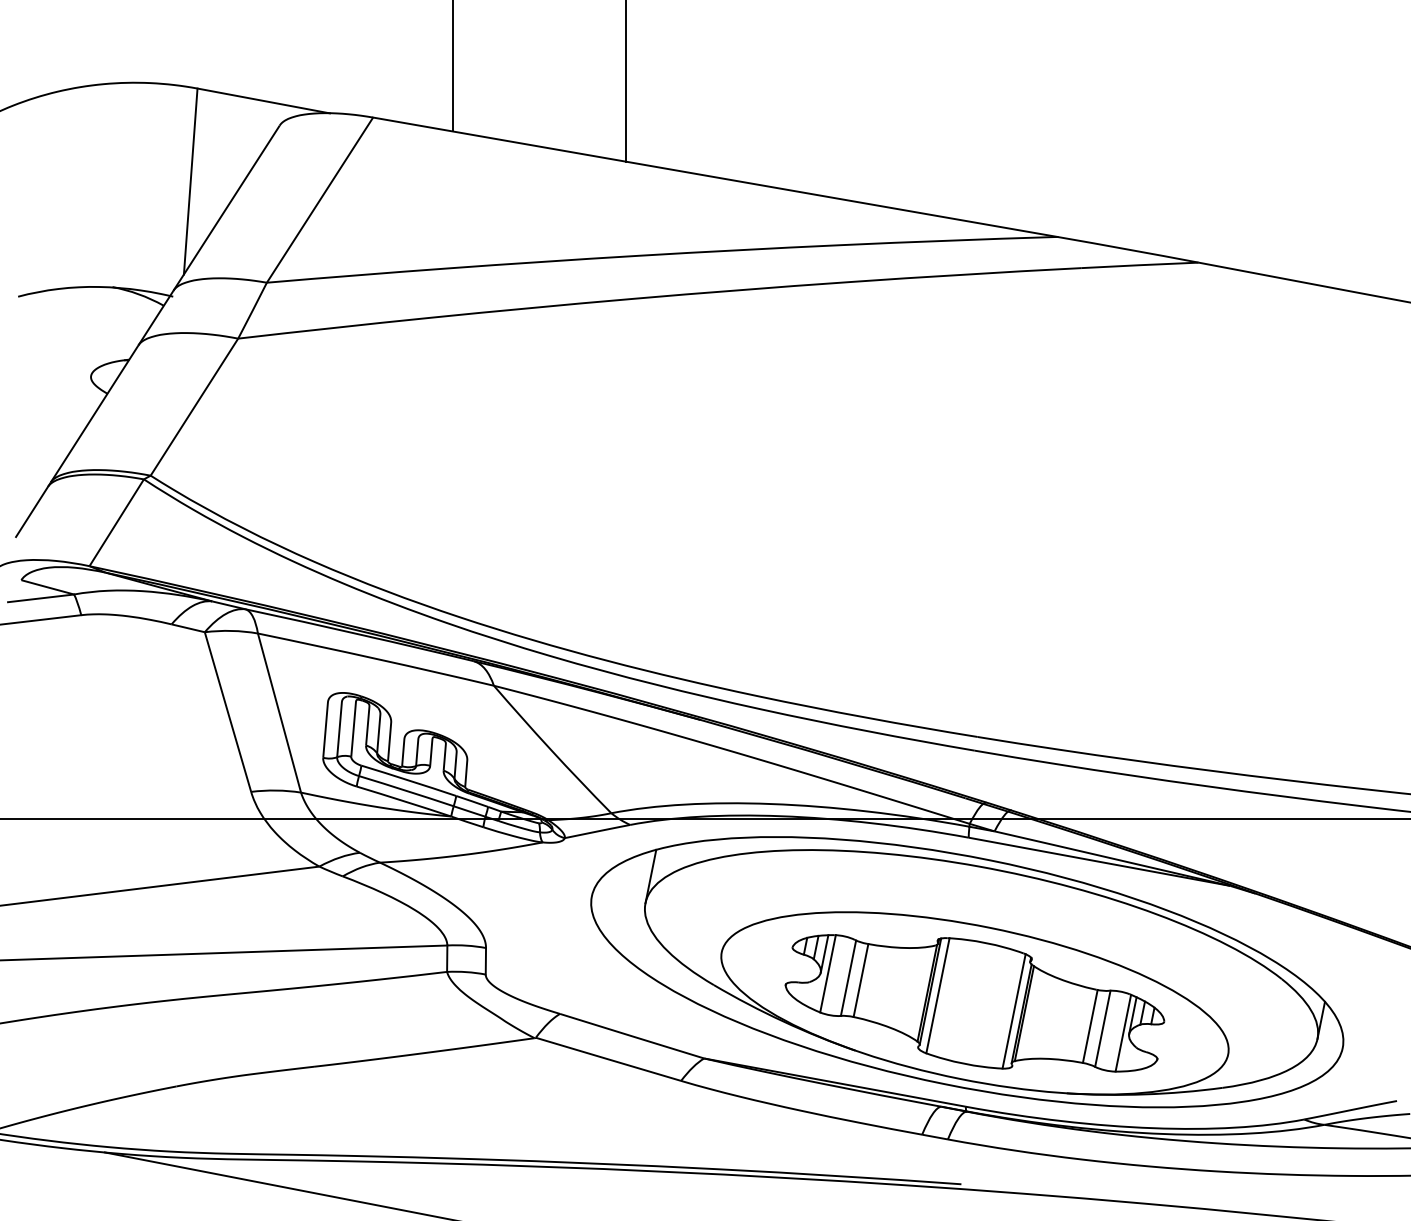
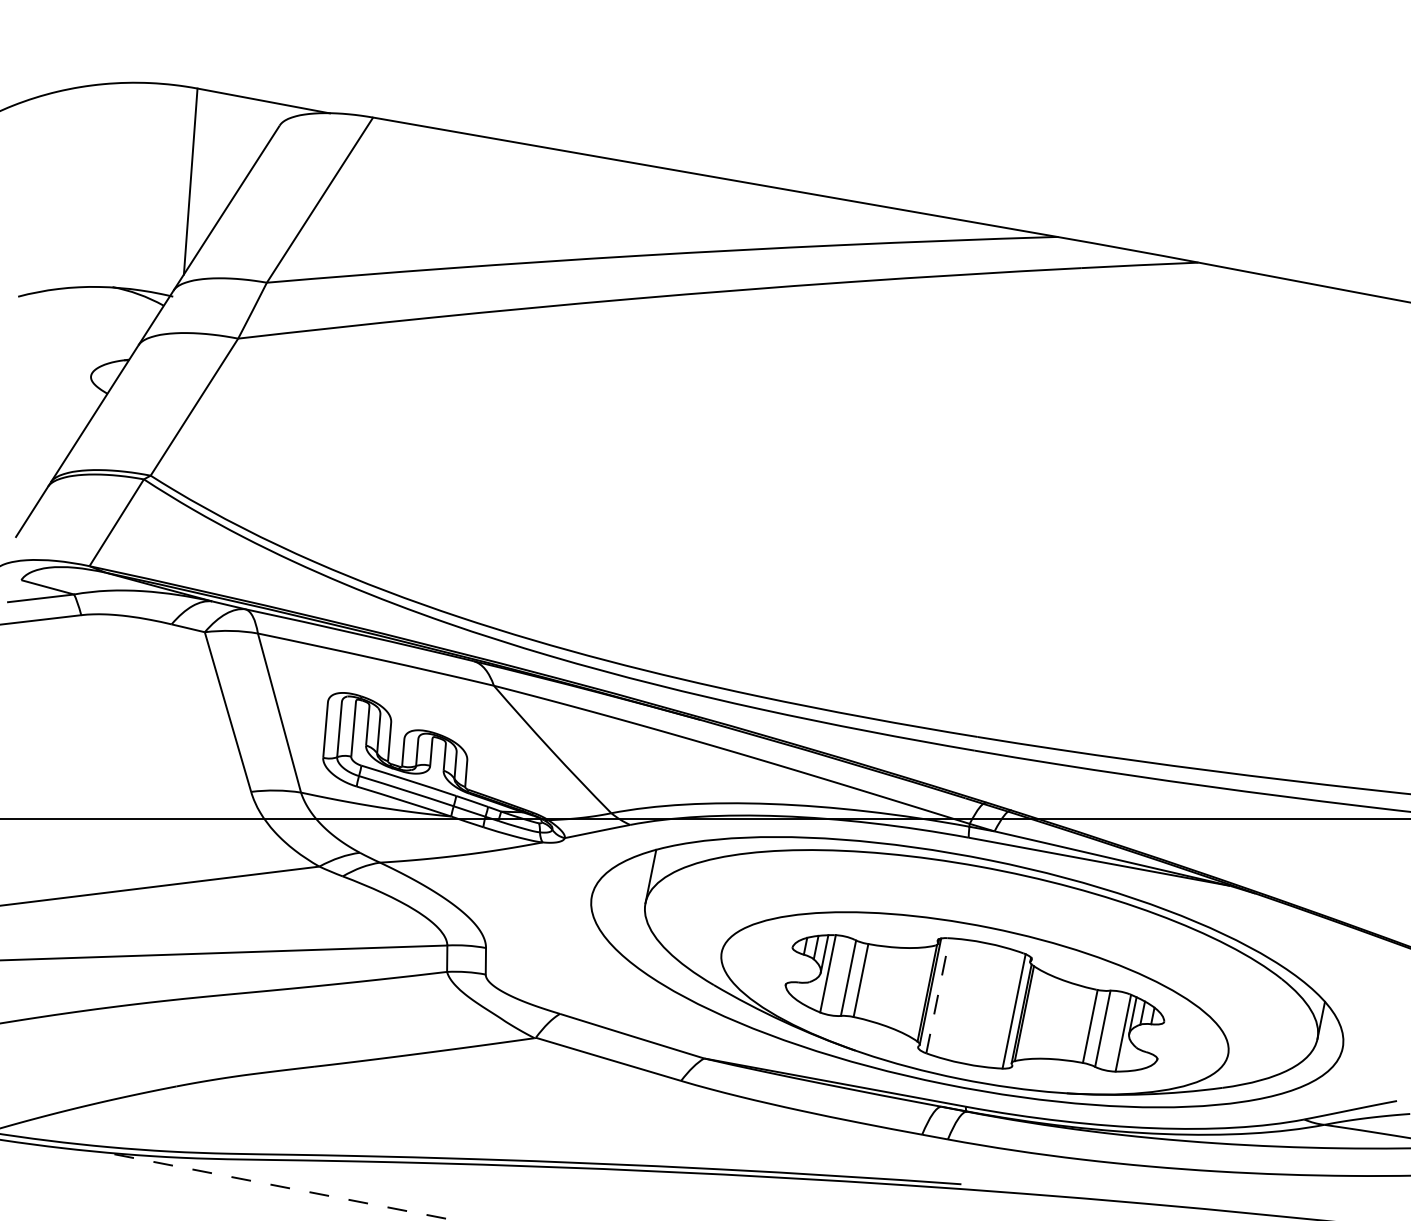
line: present -> none (452, 66)
line: present -> none (626, 81)
line: solid -> dashed (937, 995)
line: solid -> dashed (280, 1186)
